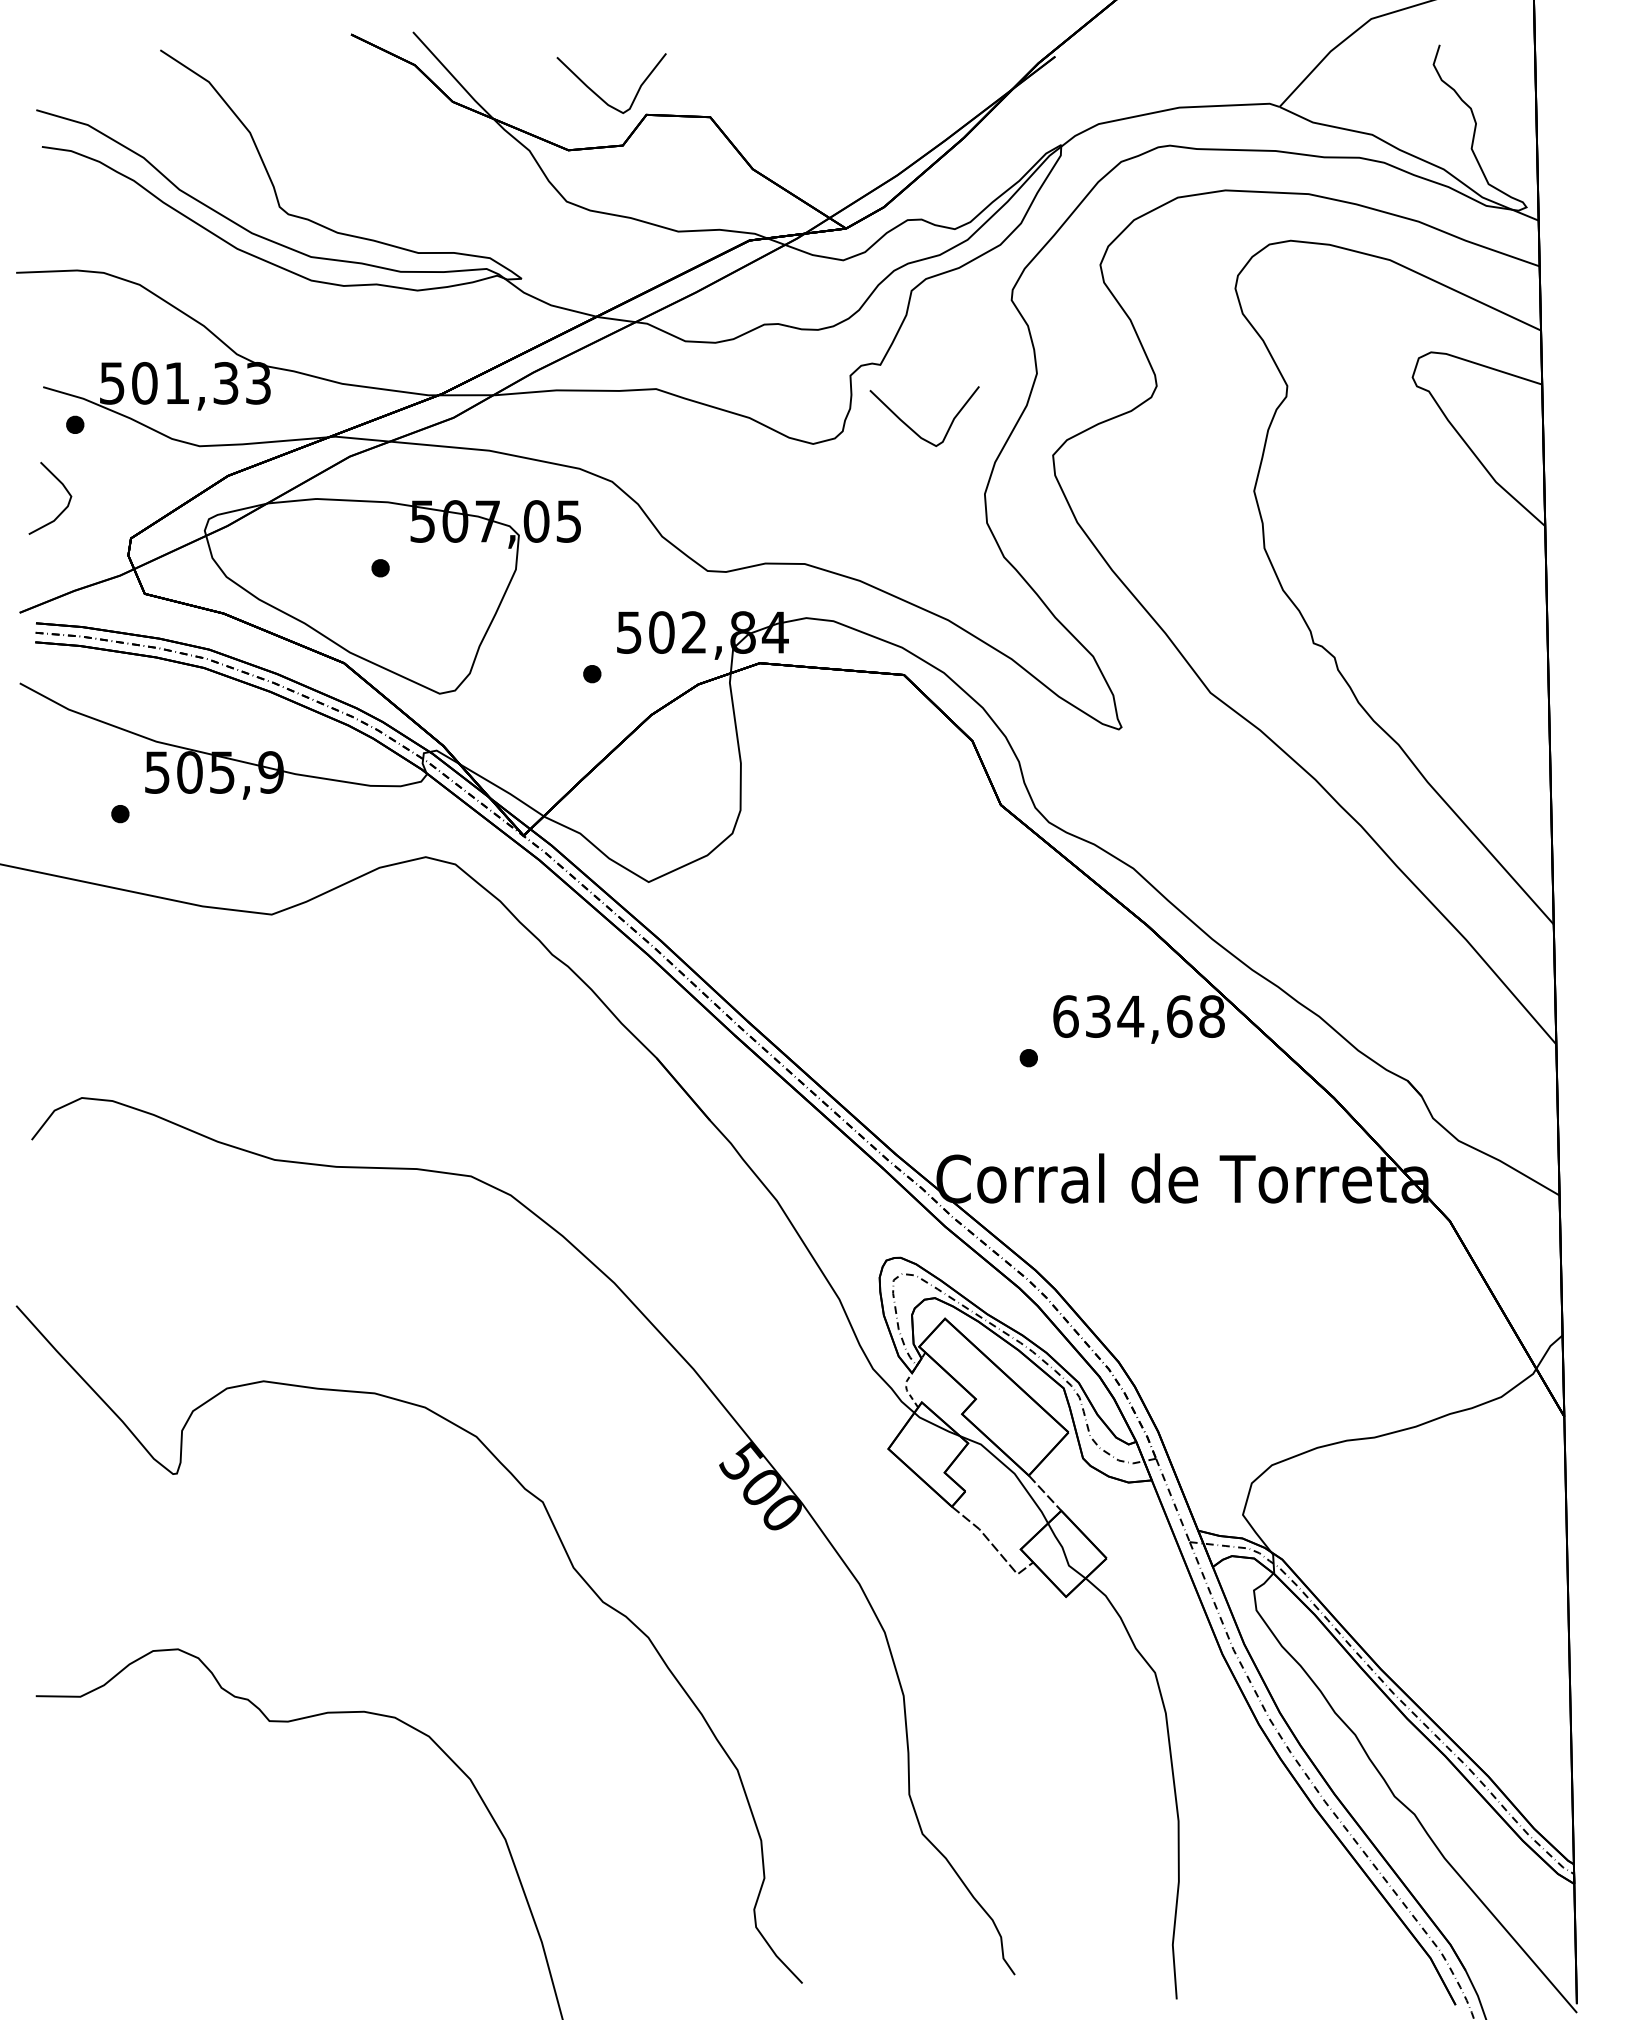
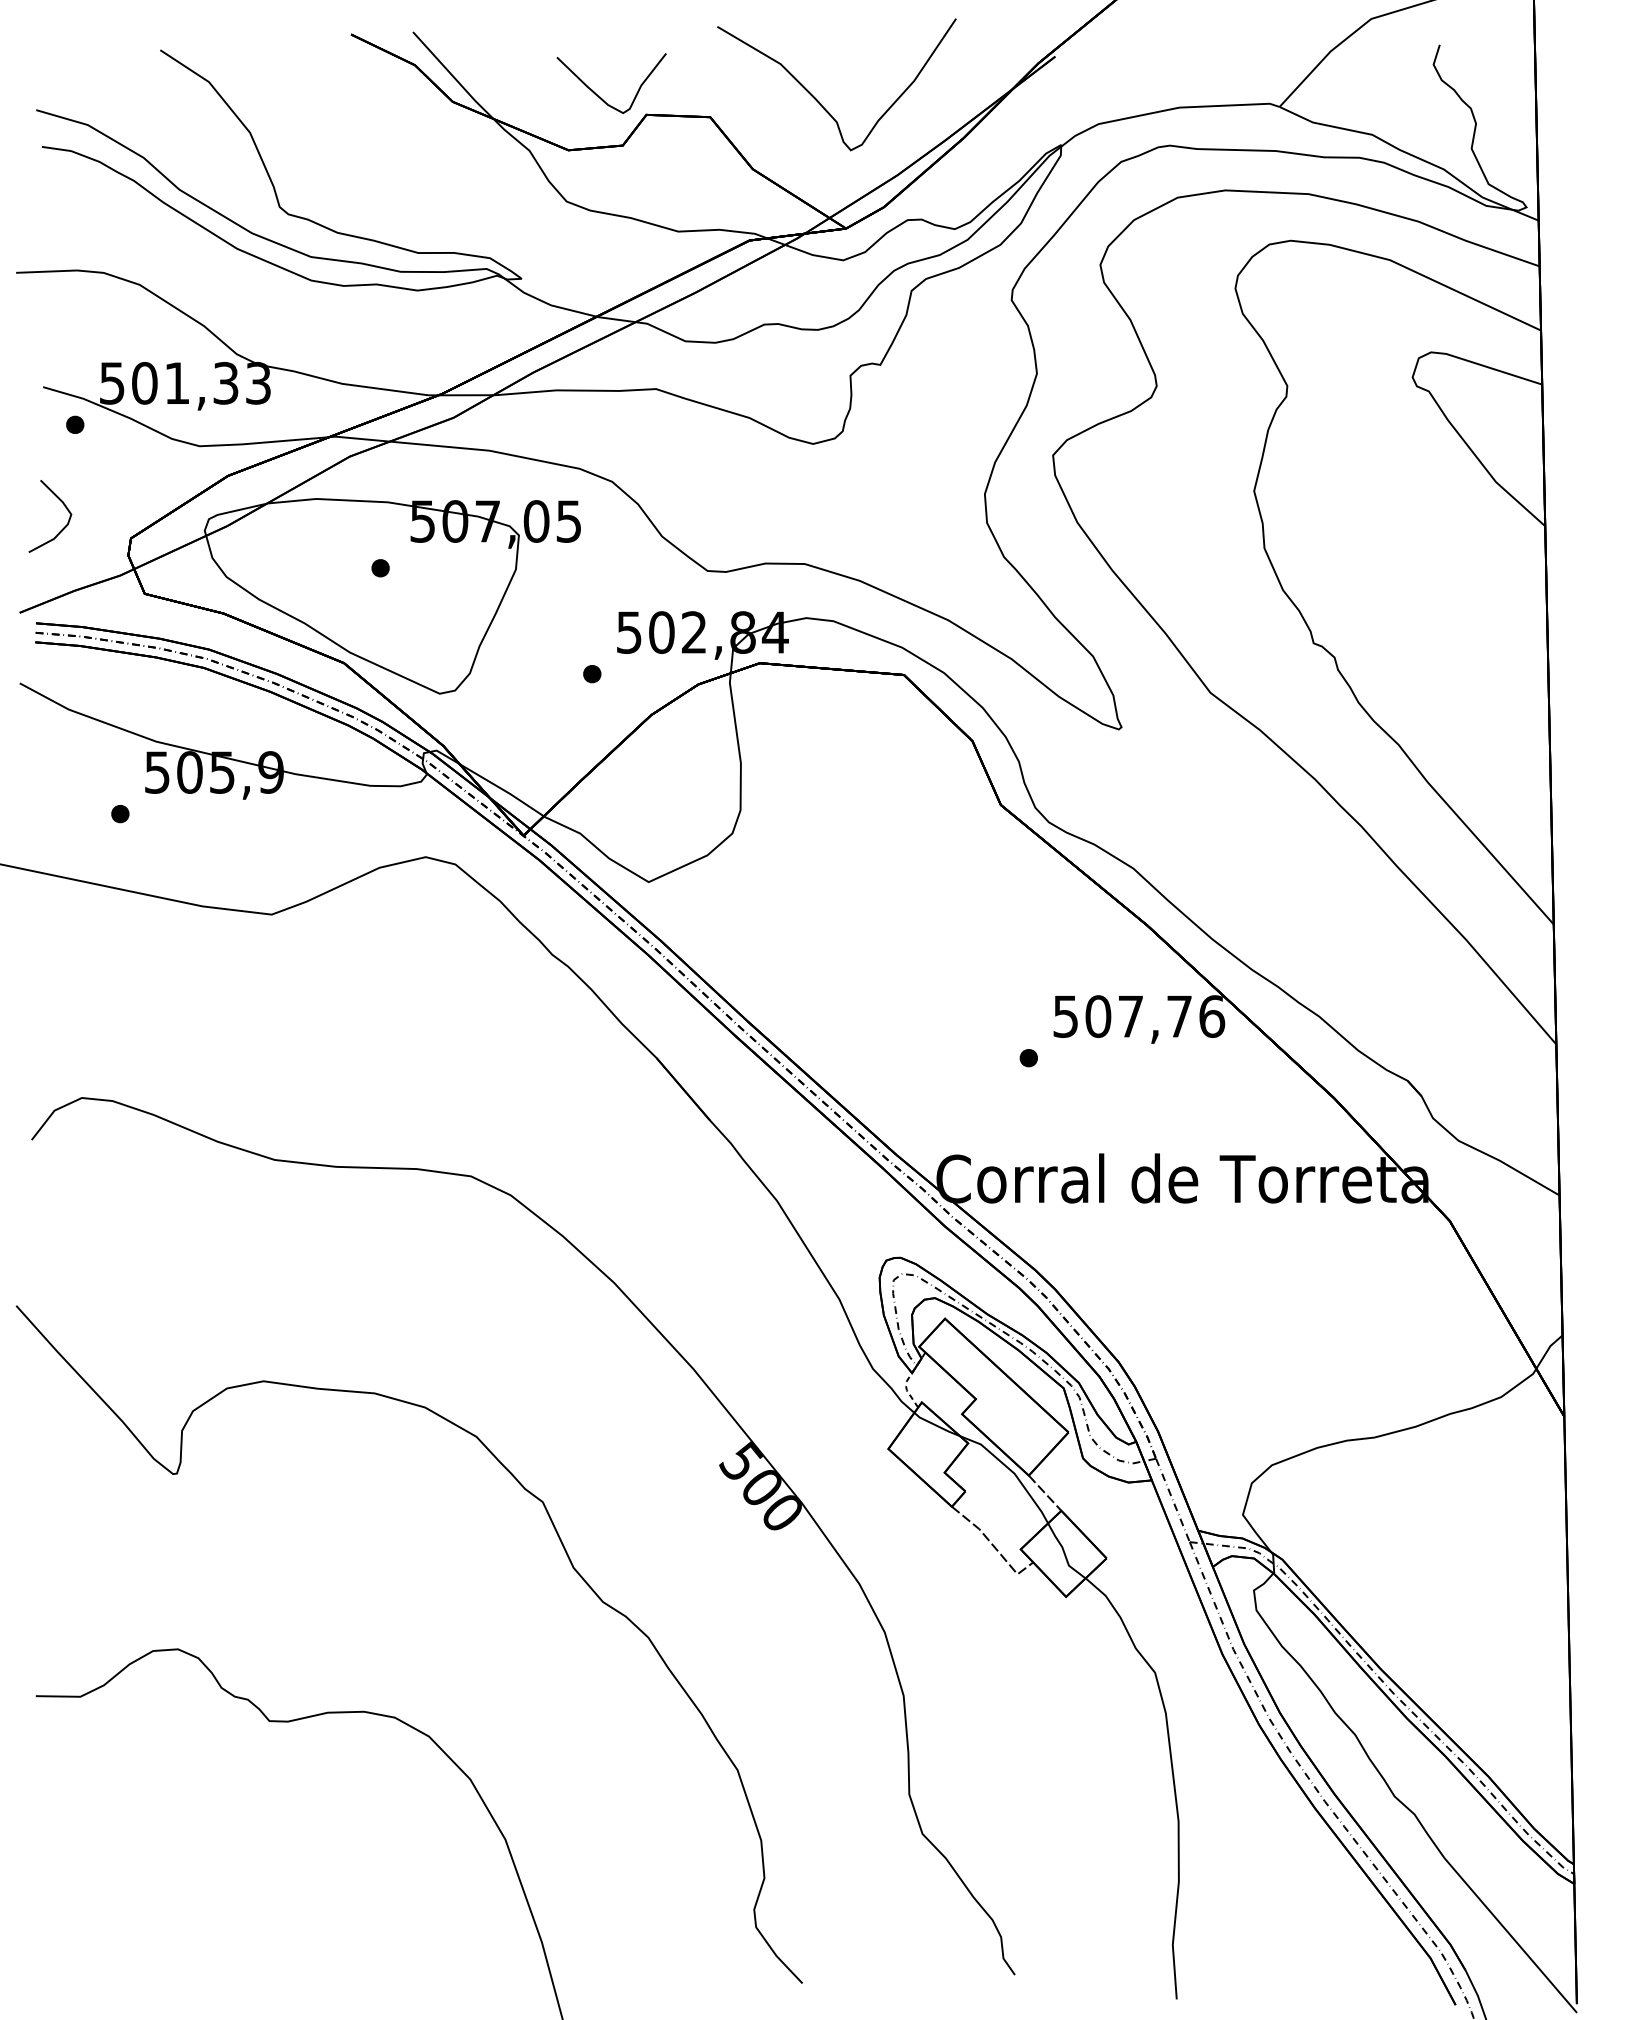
curve: none -> present (819, 101)
curve: present -> none (913, 429)
curve position: (63, 487) -> (63, 505) (63, 505)
text: 634,68 -> 507,76 (1139, 1016)
